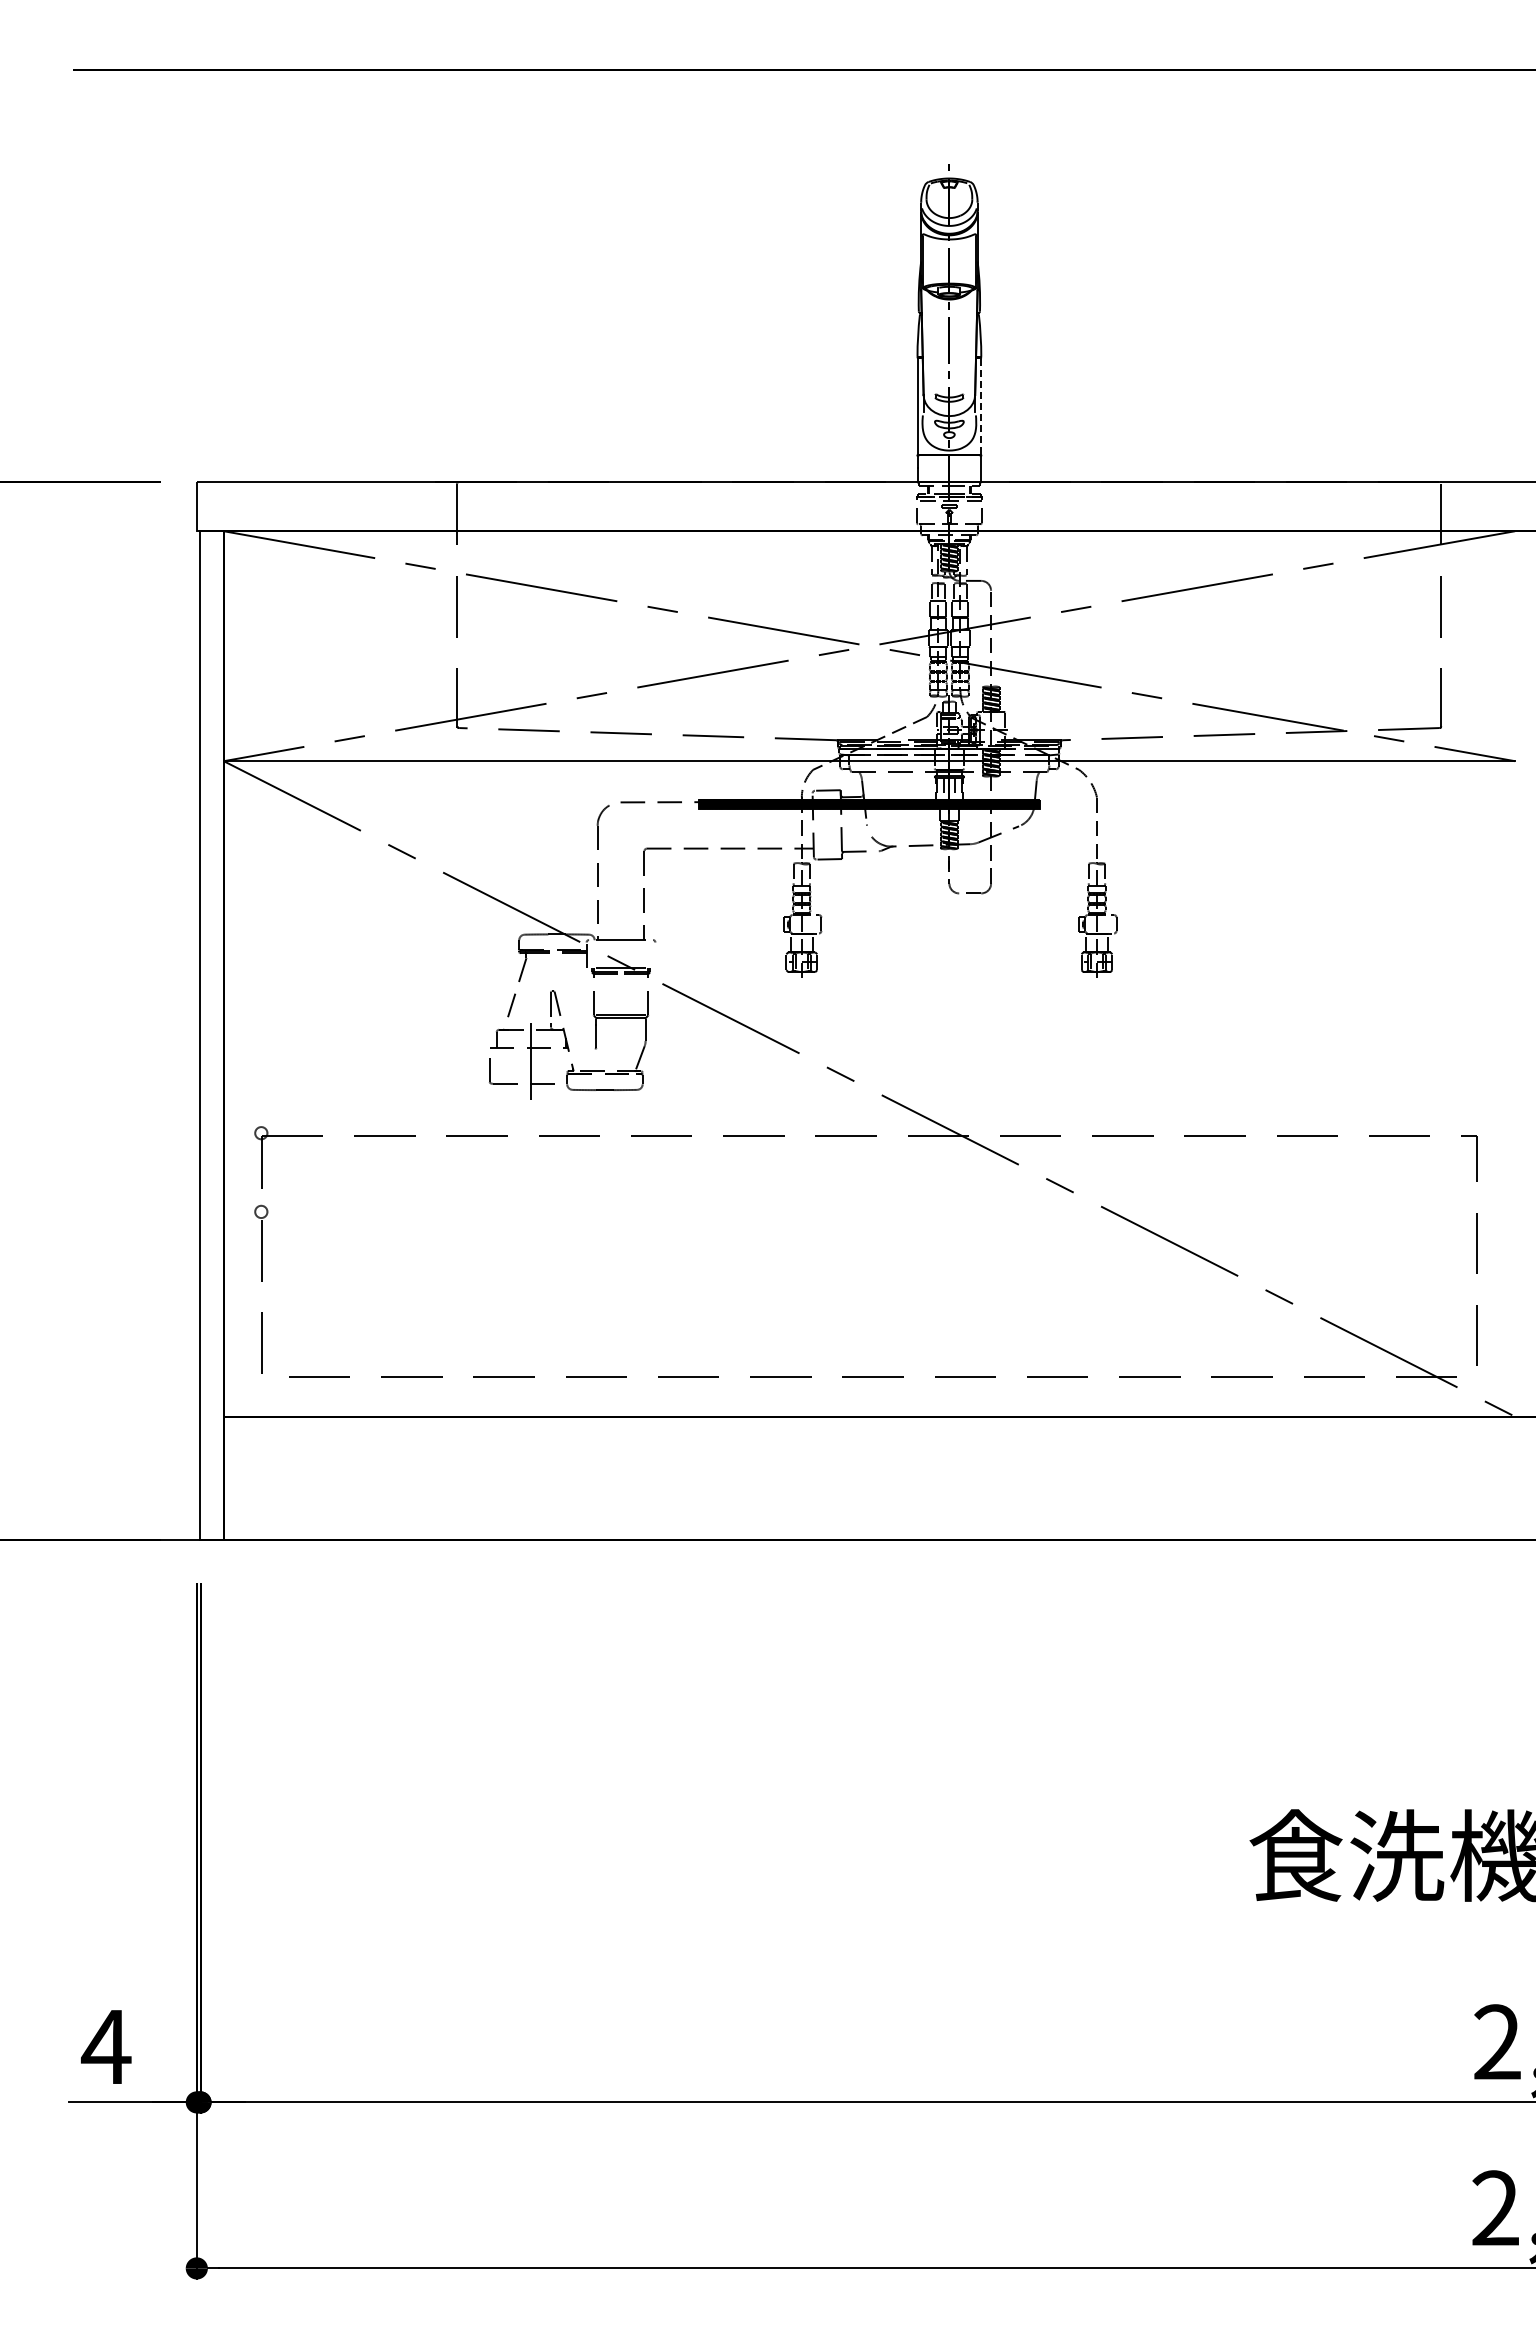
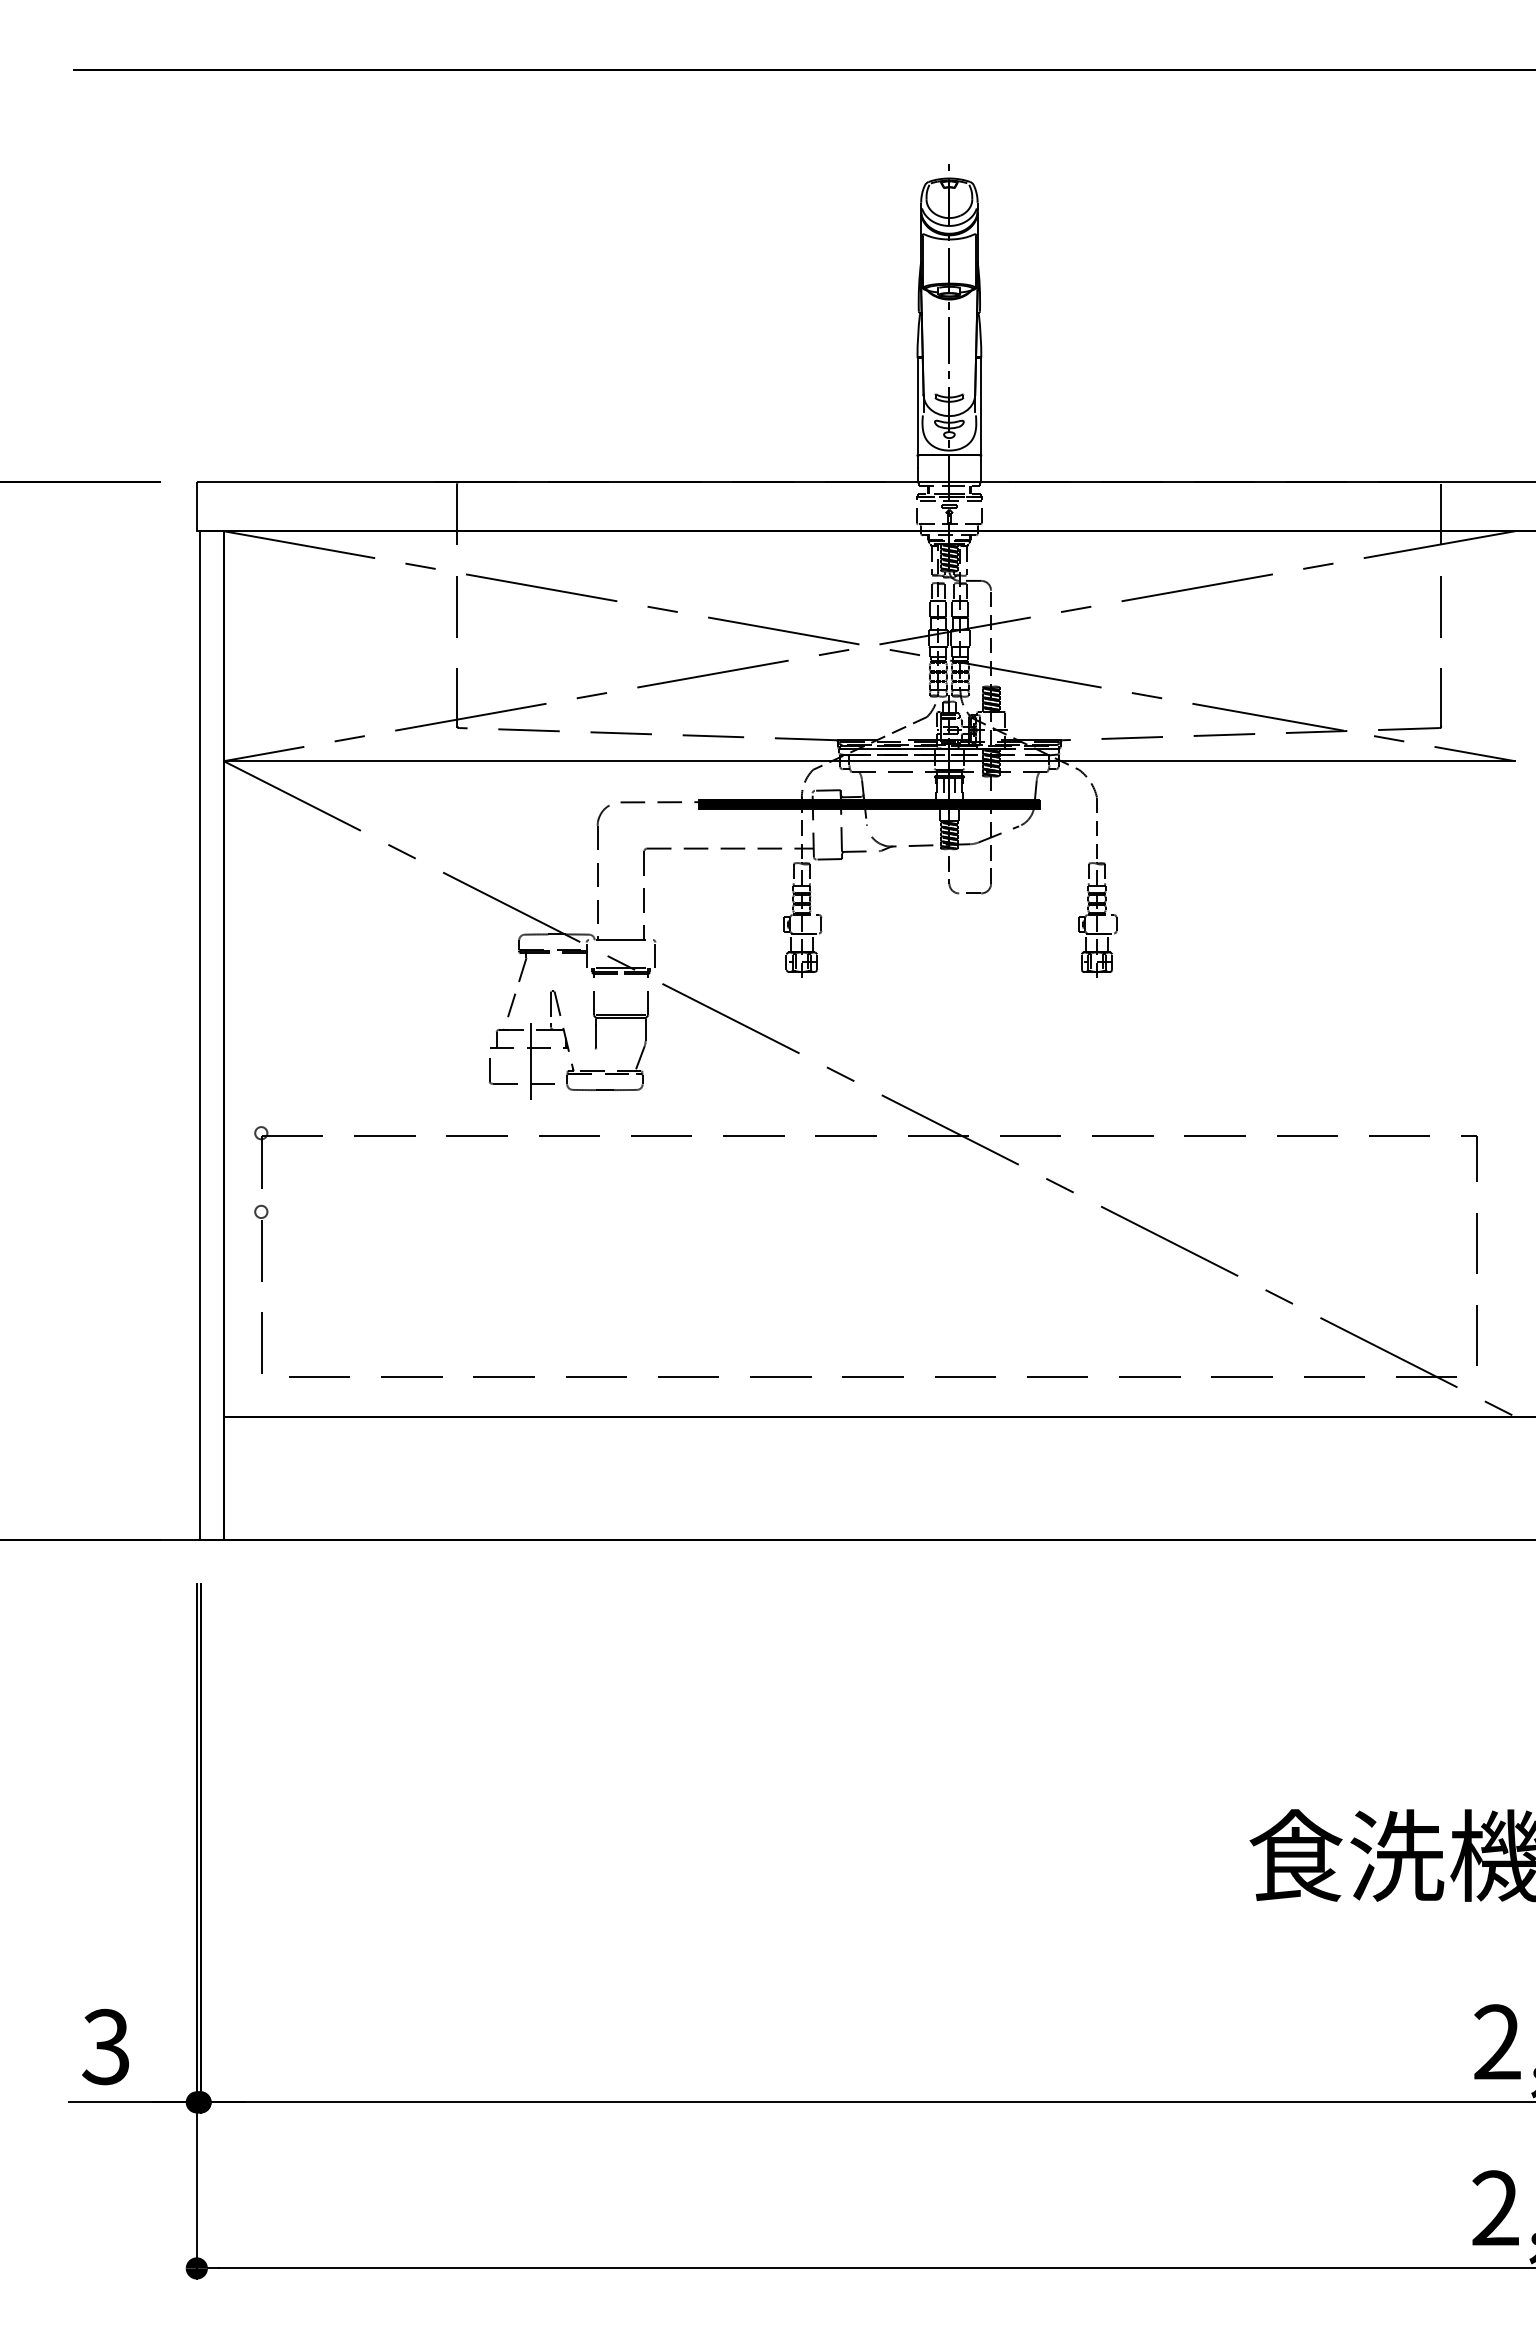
line: dashed -> solid (981, 406)
line: none -> present (655, 955)
text: 4 -> 3 (105, 2046)
